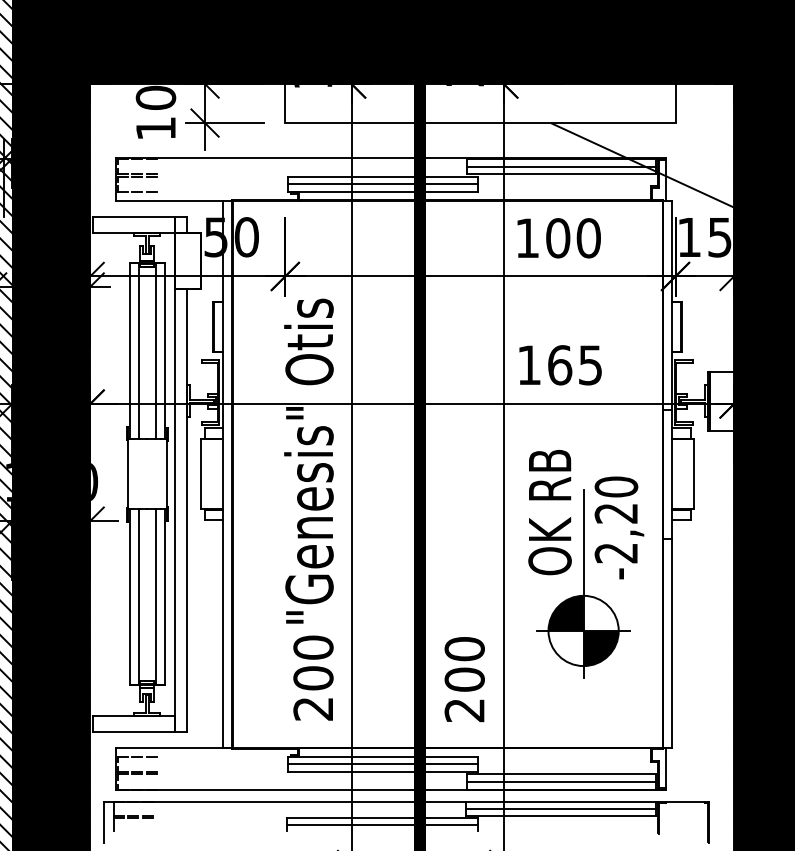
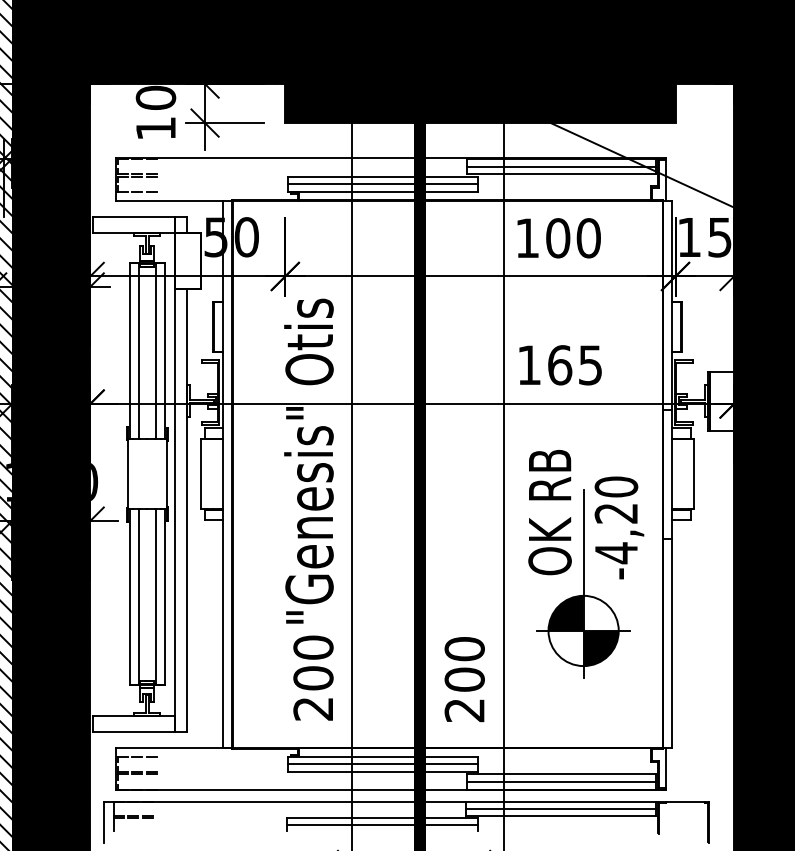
fill: none -> present (480, 103)
text: -2,20 -> -4,20 (615, 553)
